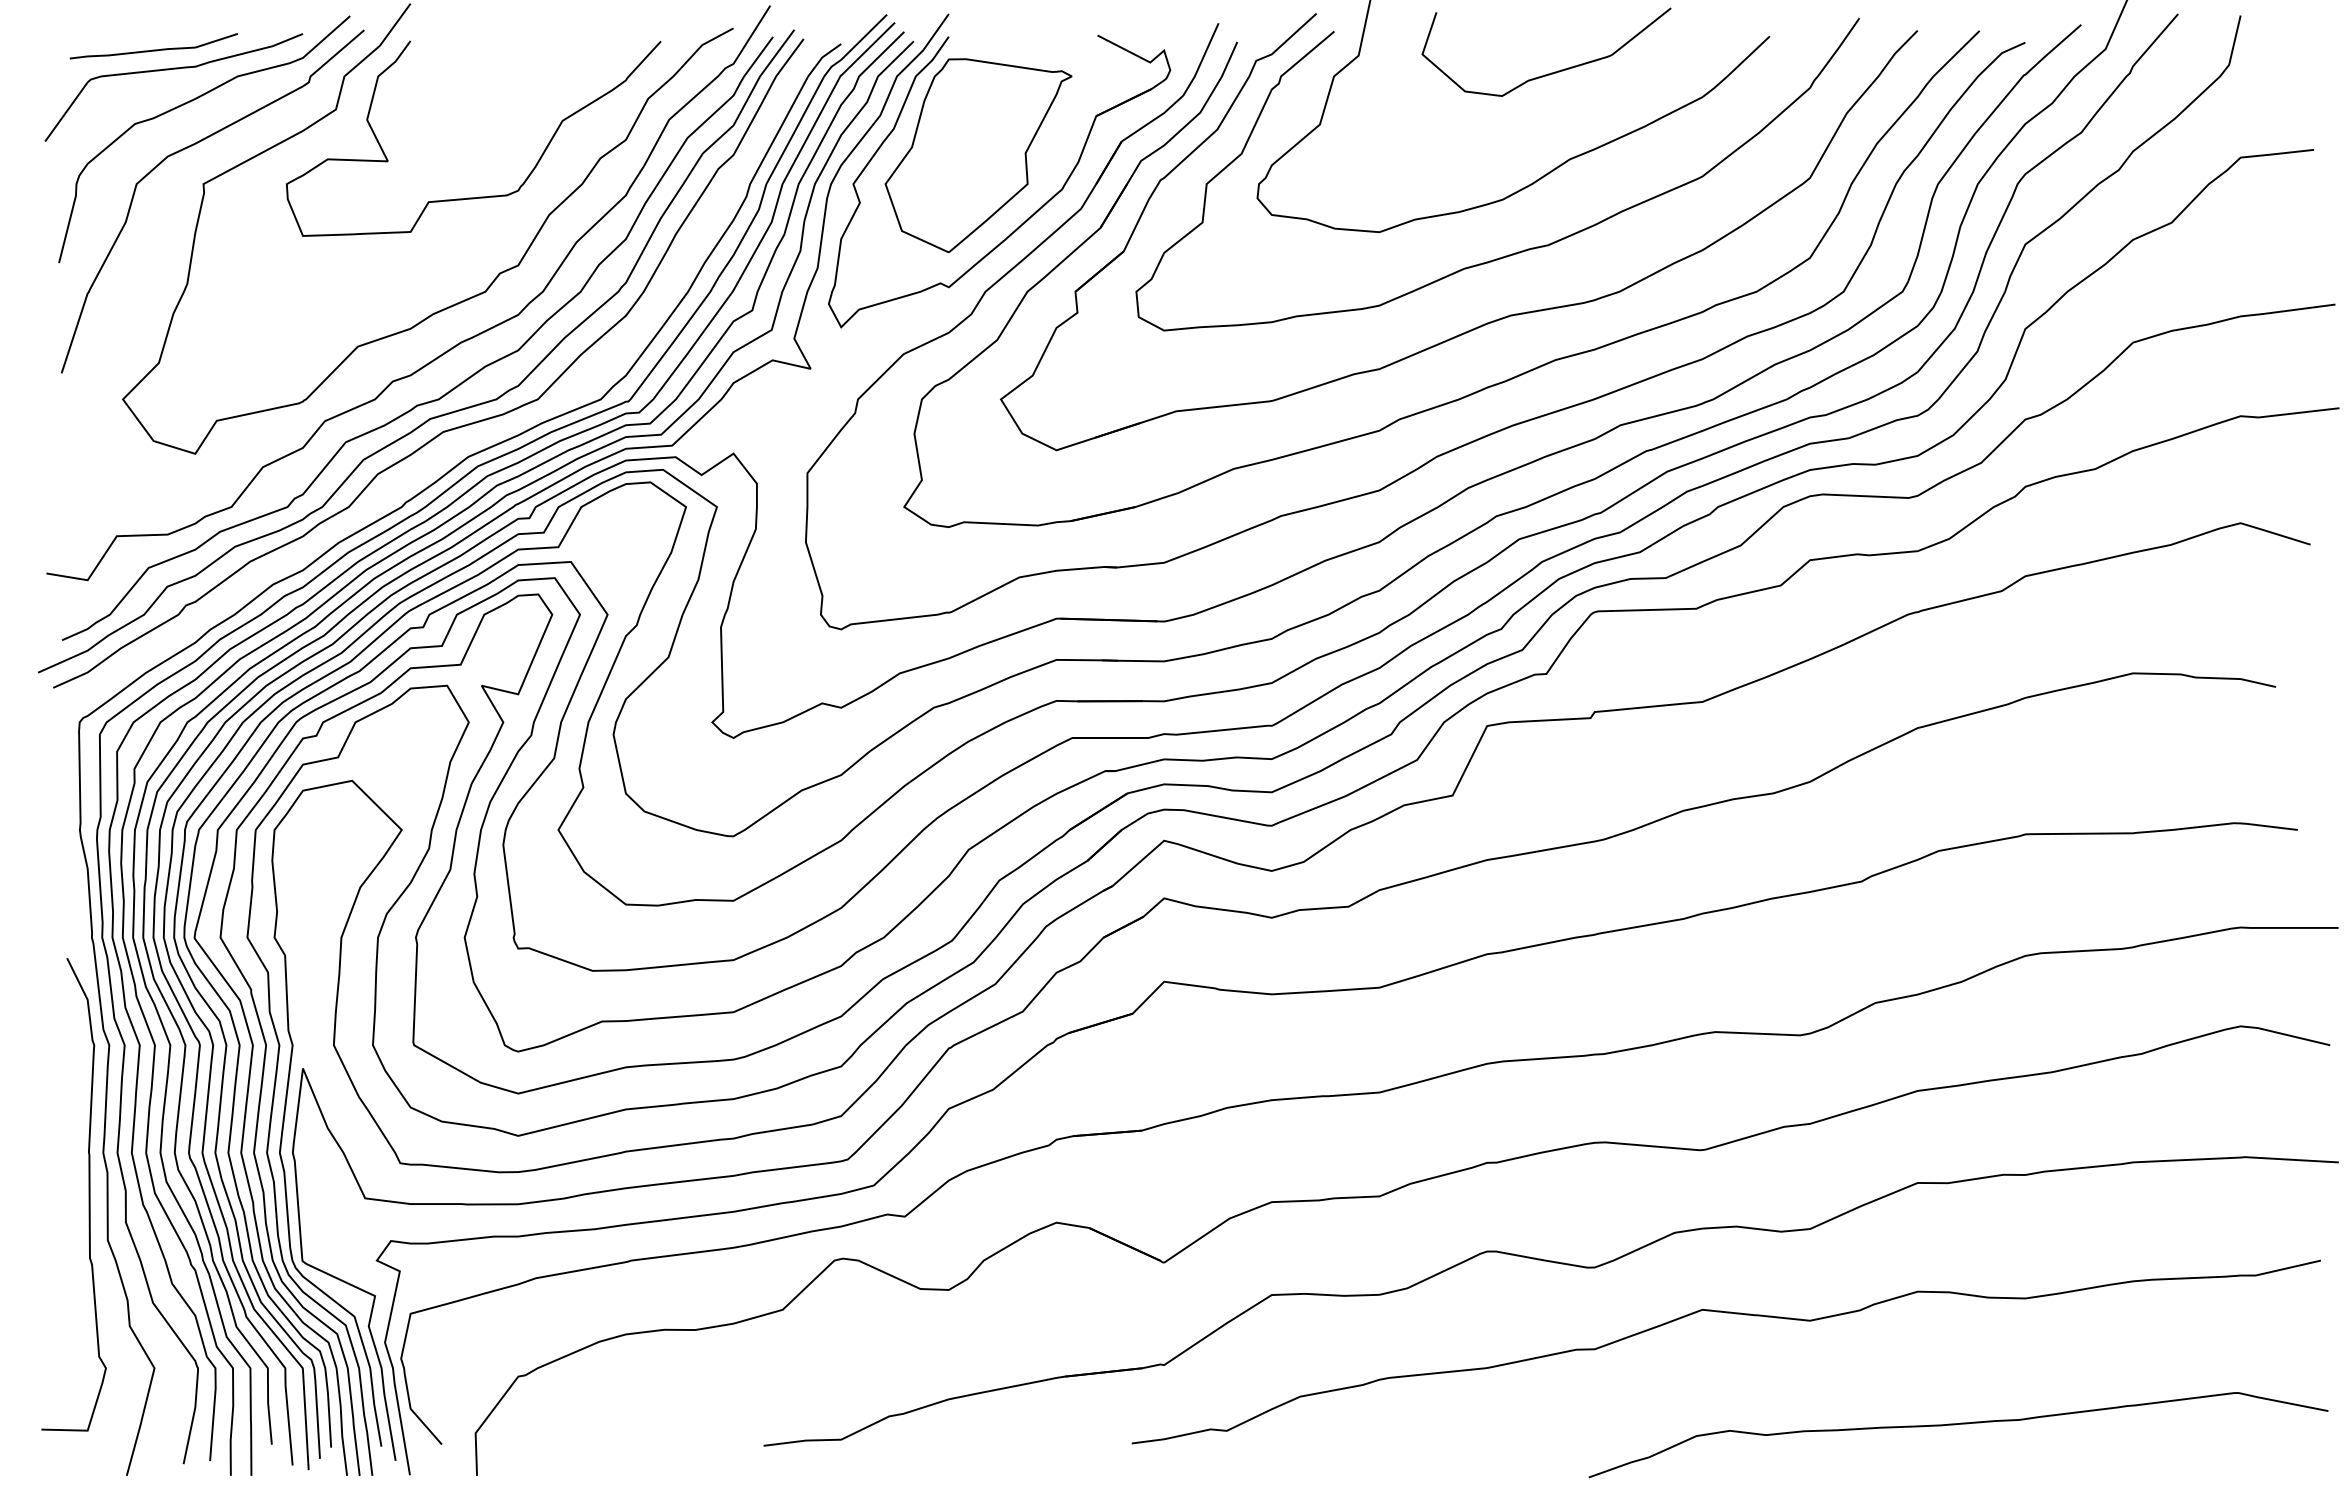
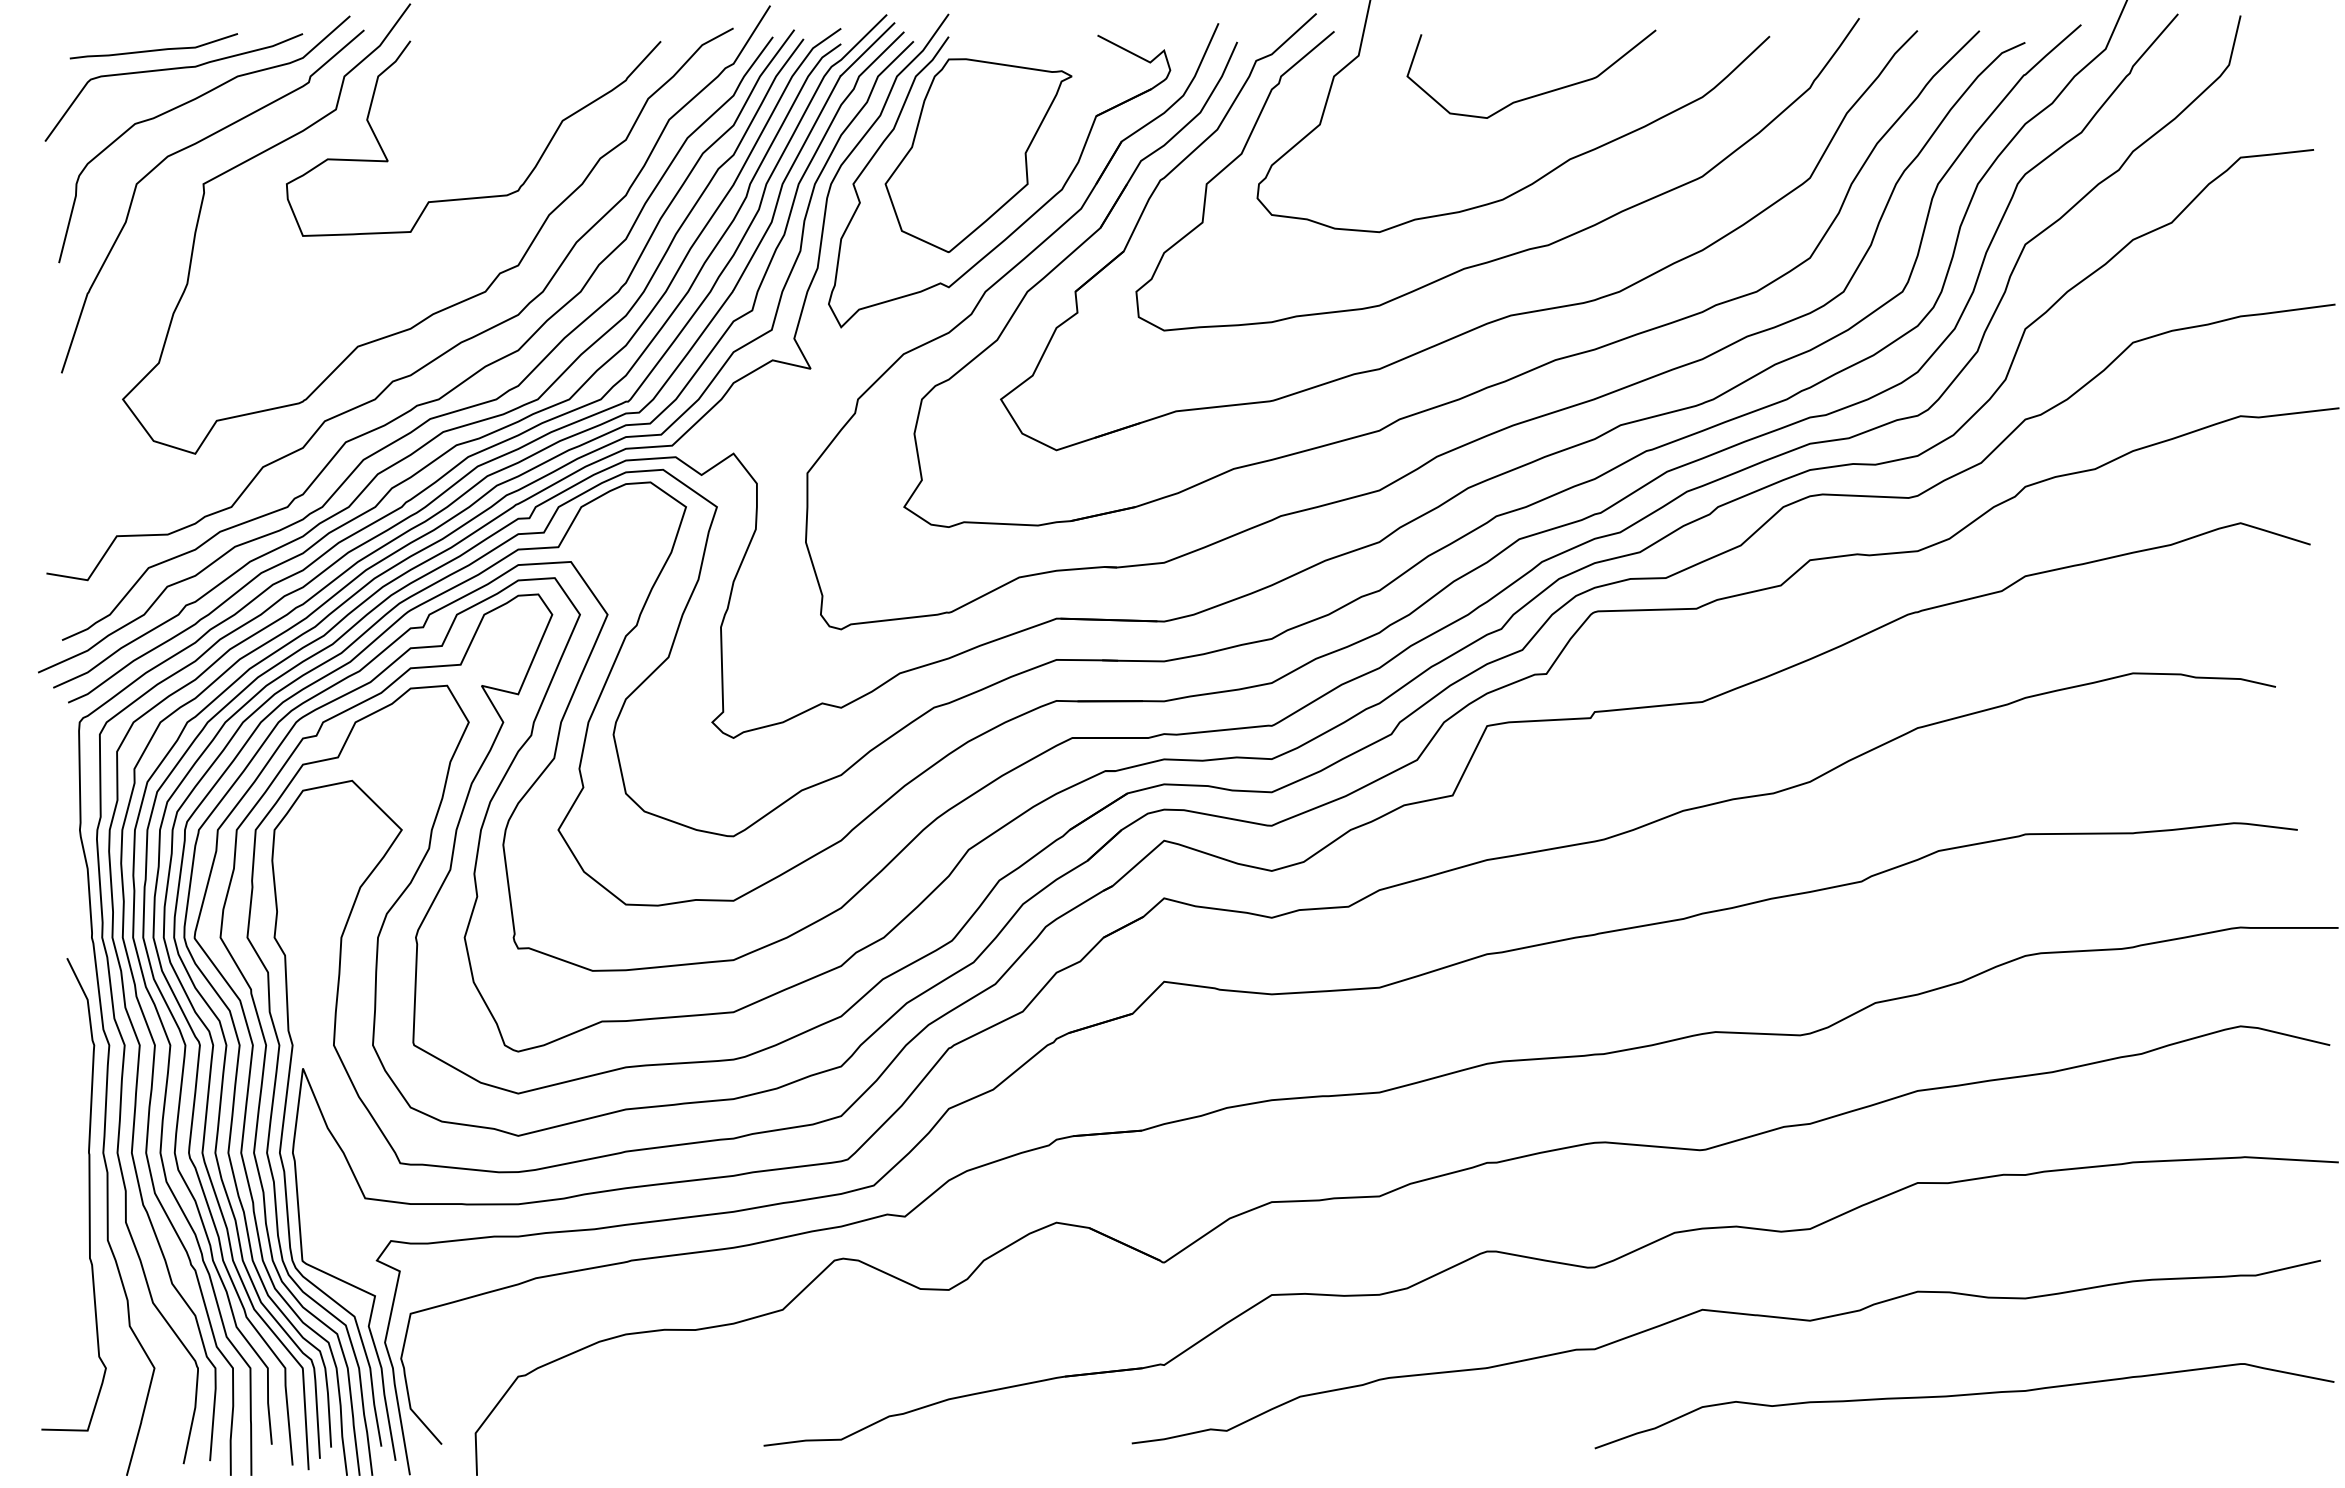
curve position: (1554, 71) -> (1539, 93) (1539, 93)
curve: none -> present (487, 433)
curve position: (1955, 1425) -> (1961, 1396) (1961, 1396)
